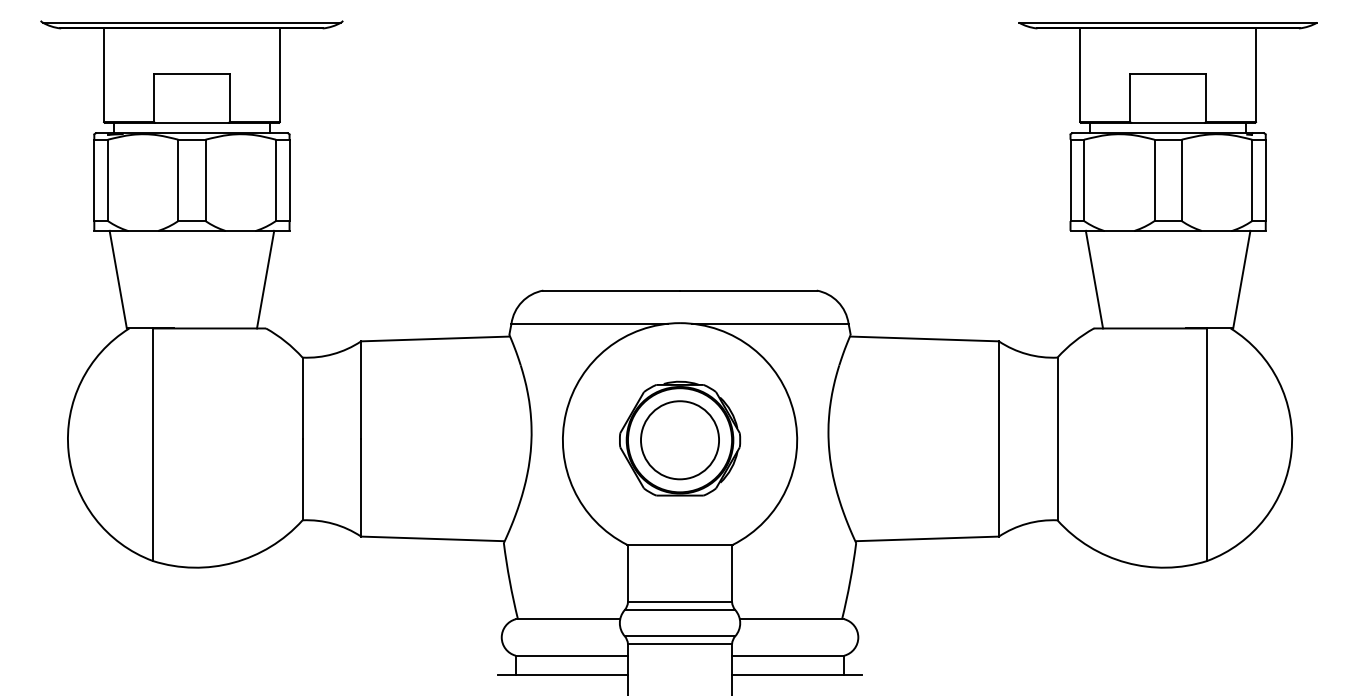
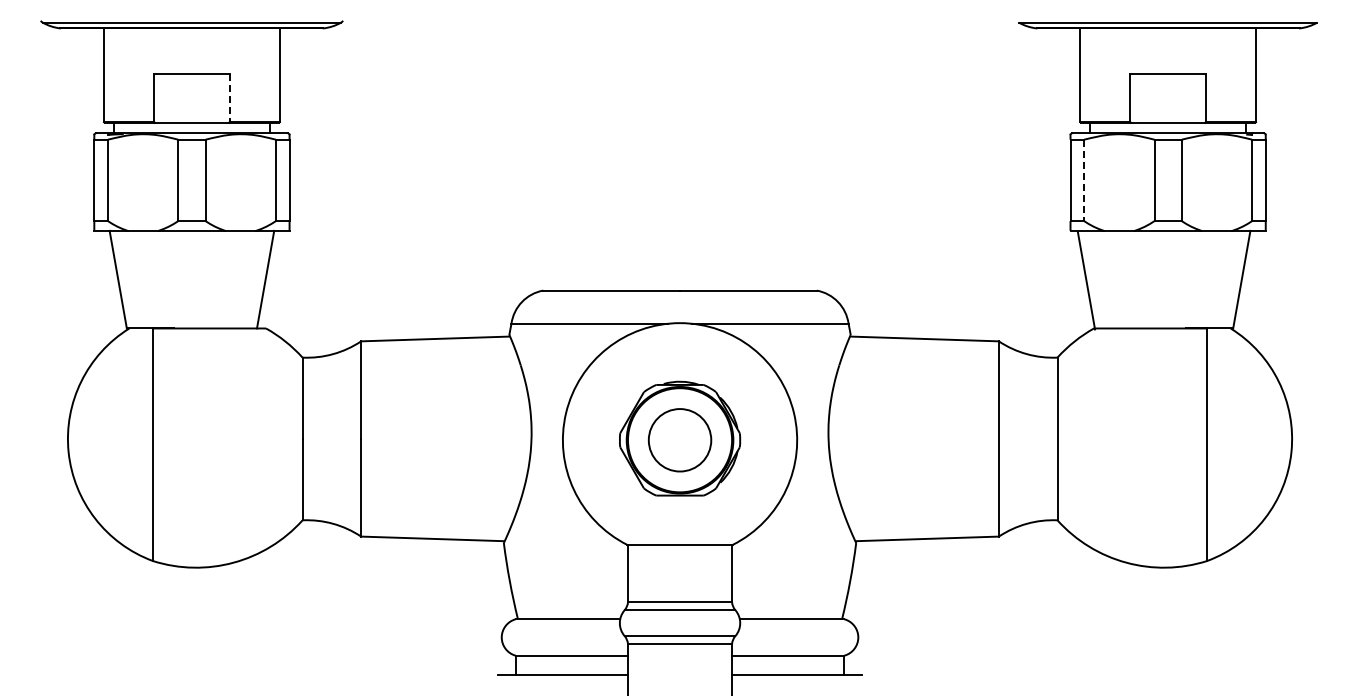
line: solid -> dashed (230, 98)
line: solid -> dashed (1084, 180)
line position: (1094, 279) -> (1086, 280) (1086, 280)
circle diameter: 78 px -> 62 px (679, 440)
